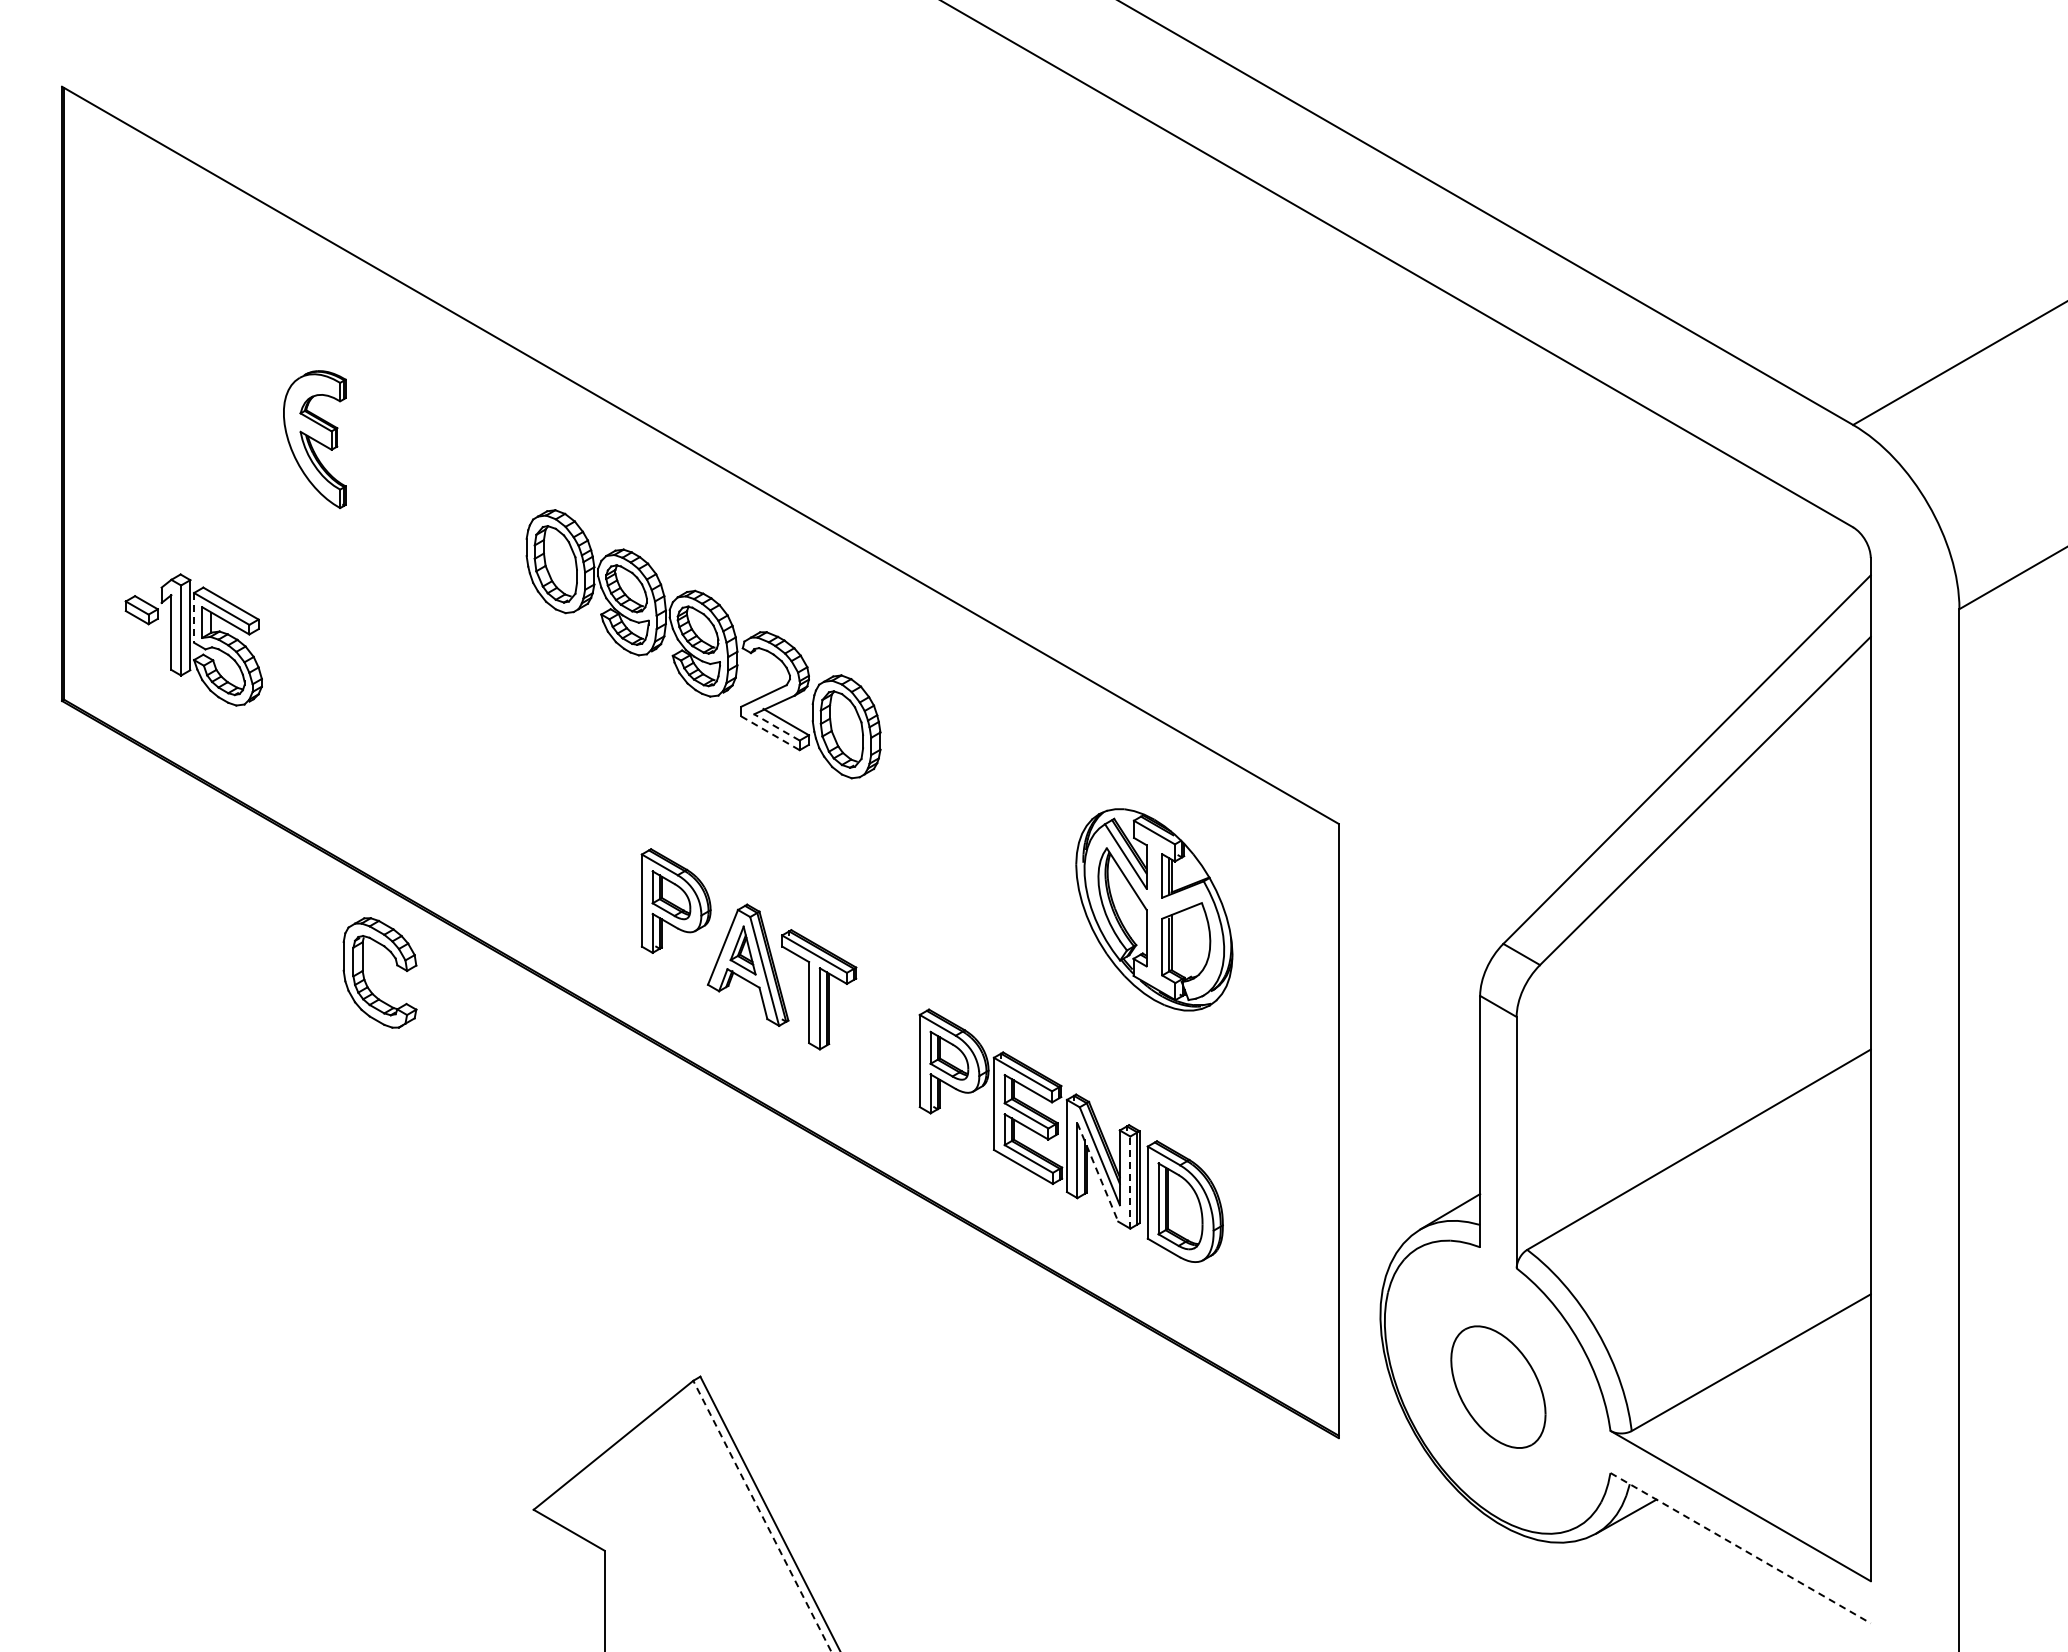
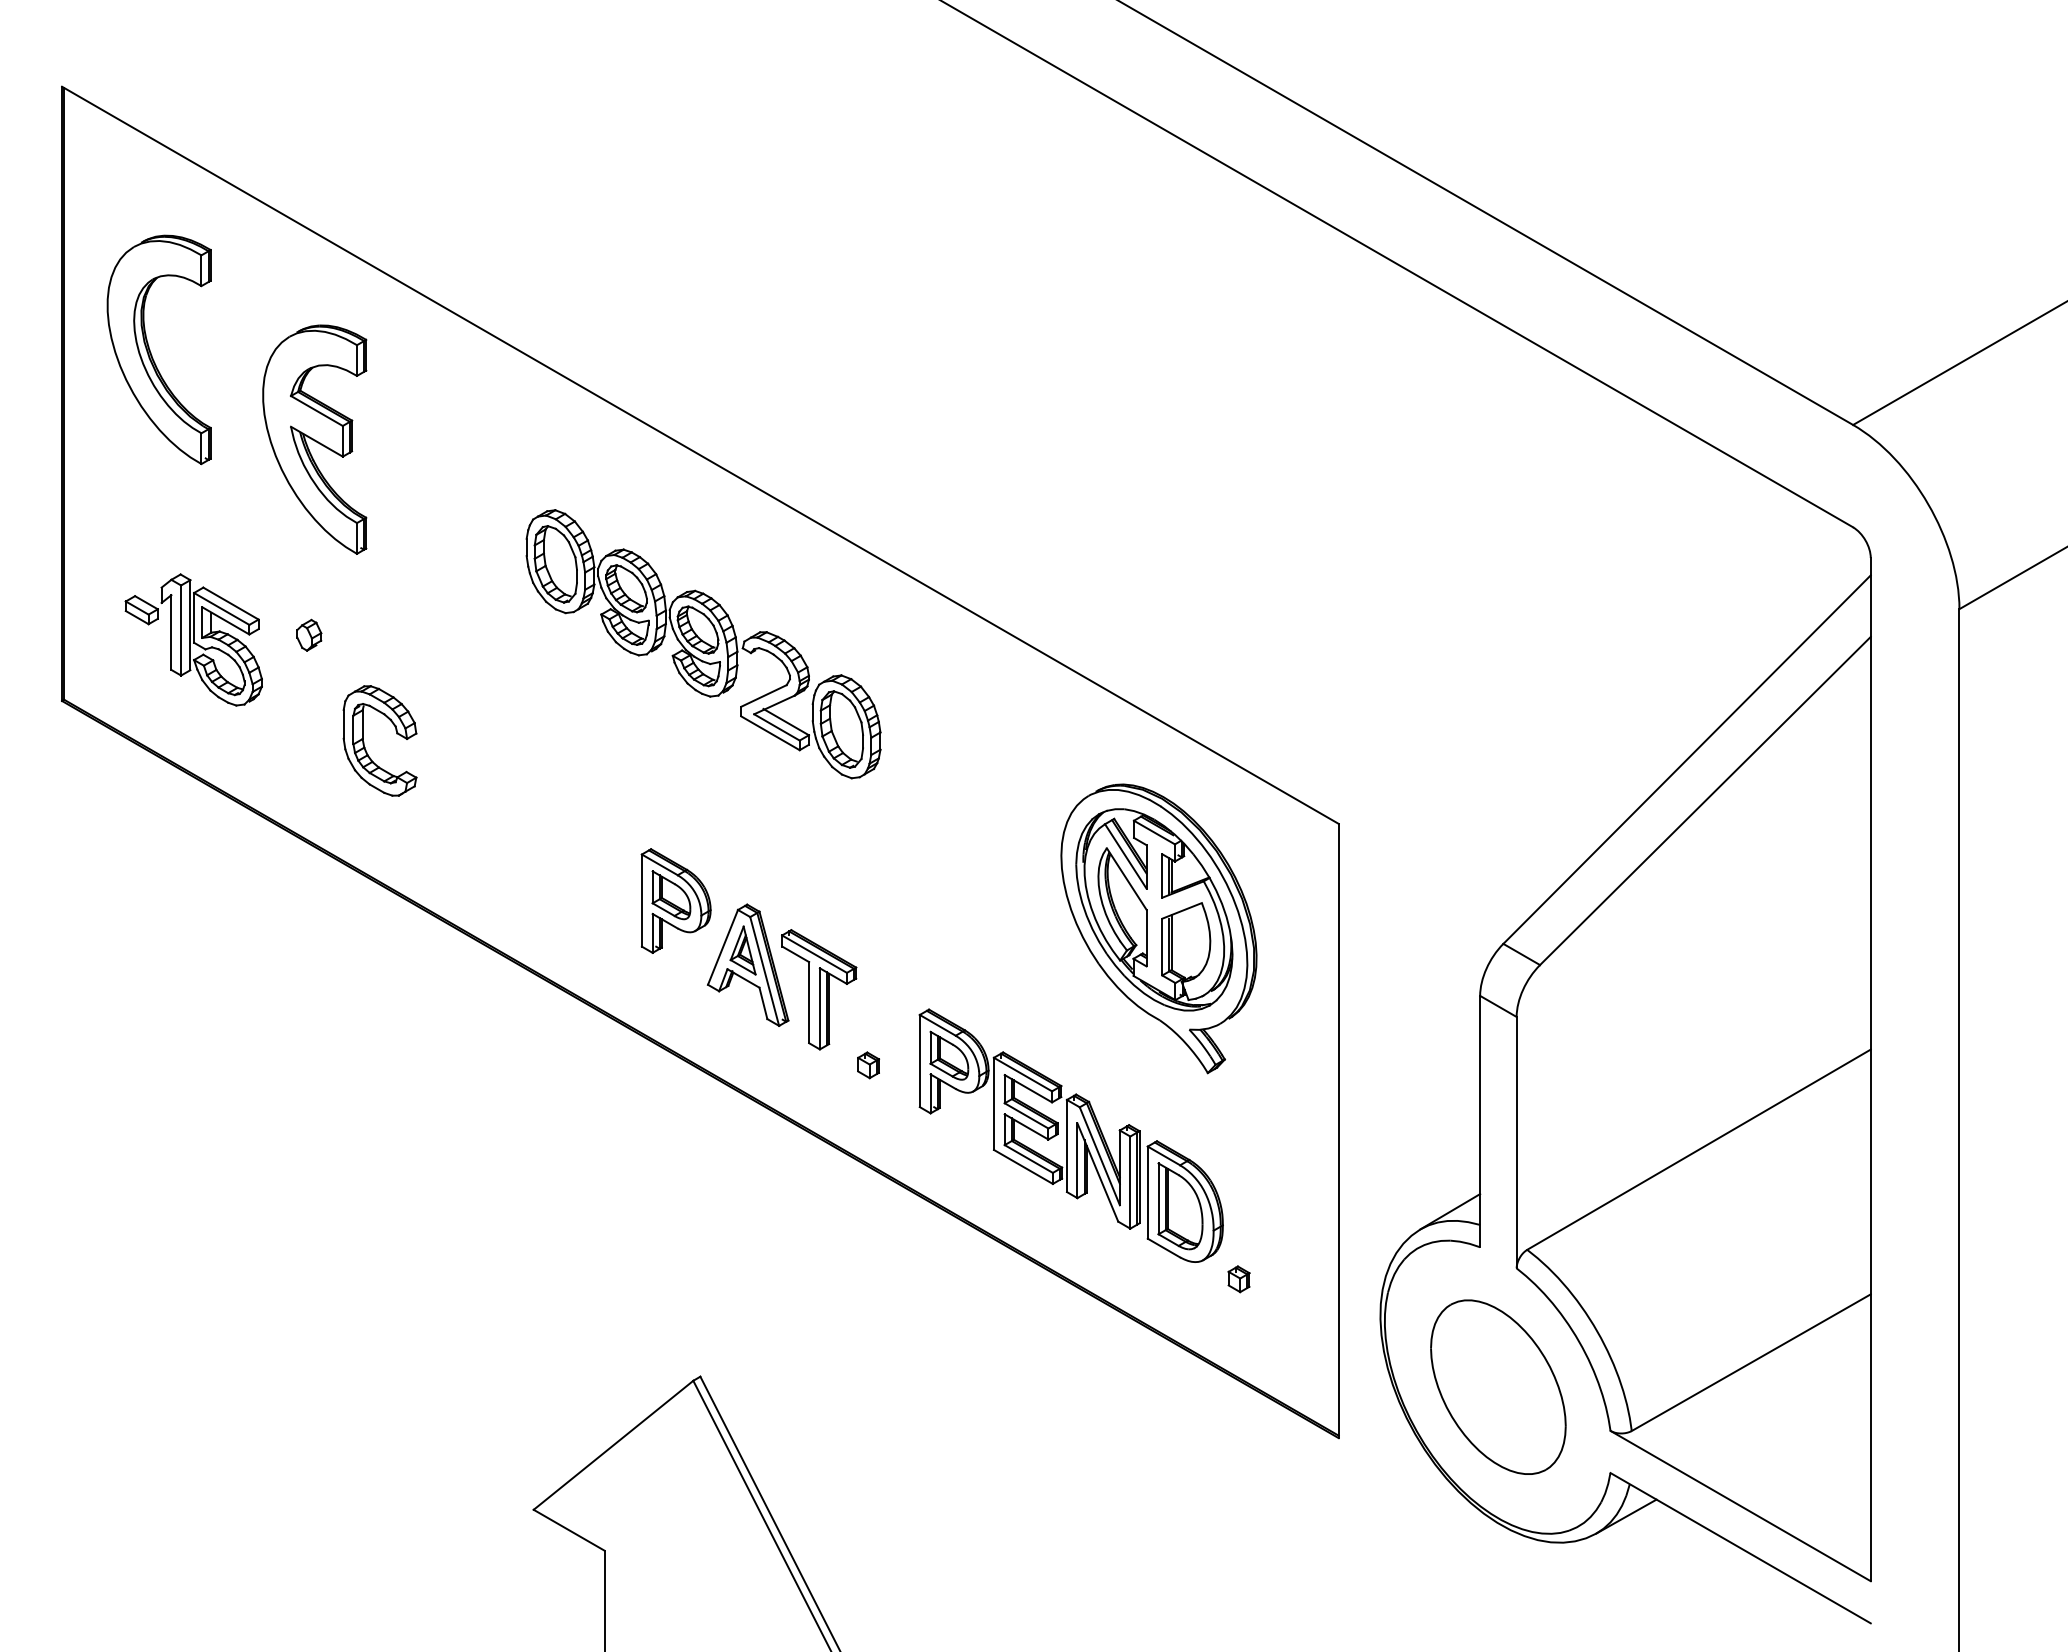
part: none -> present (151, 352)
part size: 64x139 px -> 106x231 px (314, 439)
line: dashed -> solid (194, 617)
part: none -> present (309, 634)
line: dashed -> solid (776, 727)
line: dashed -> solid (770, 733)
part: none -> present (1158, 928)
part position: (364, 974) -> (364, 742) (364, 742)
part: none -> present (868, 1065)
line: dashed -> solid (1098, 1172)
line: dashed -> solid (1130, 1182)
part: none -> present (1238, 1279)
part size: 97x124 px -> 137x176 px (1498, 1386)
line: dashed -> solid (762, 1516)
line: dashed -> solid (1741, 1548)
